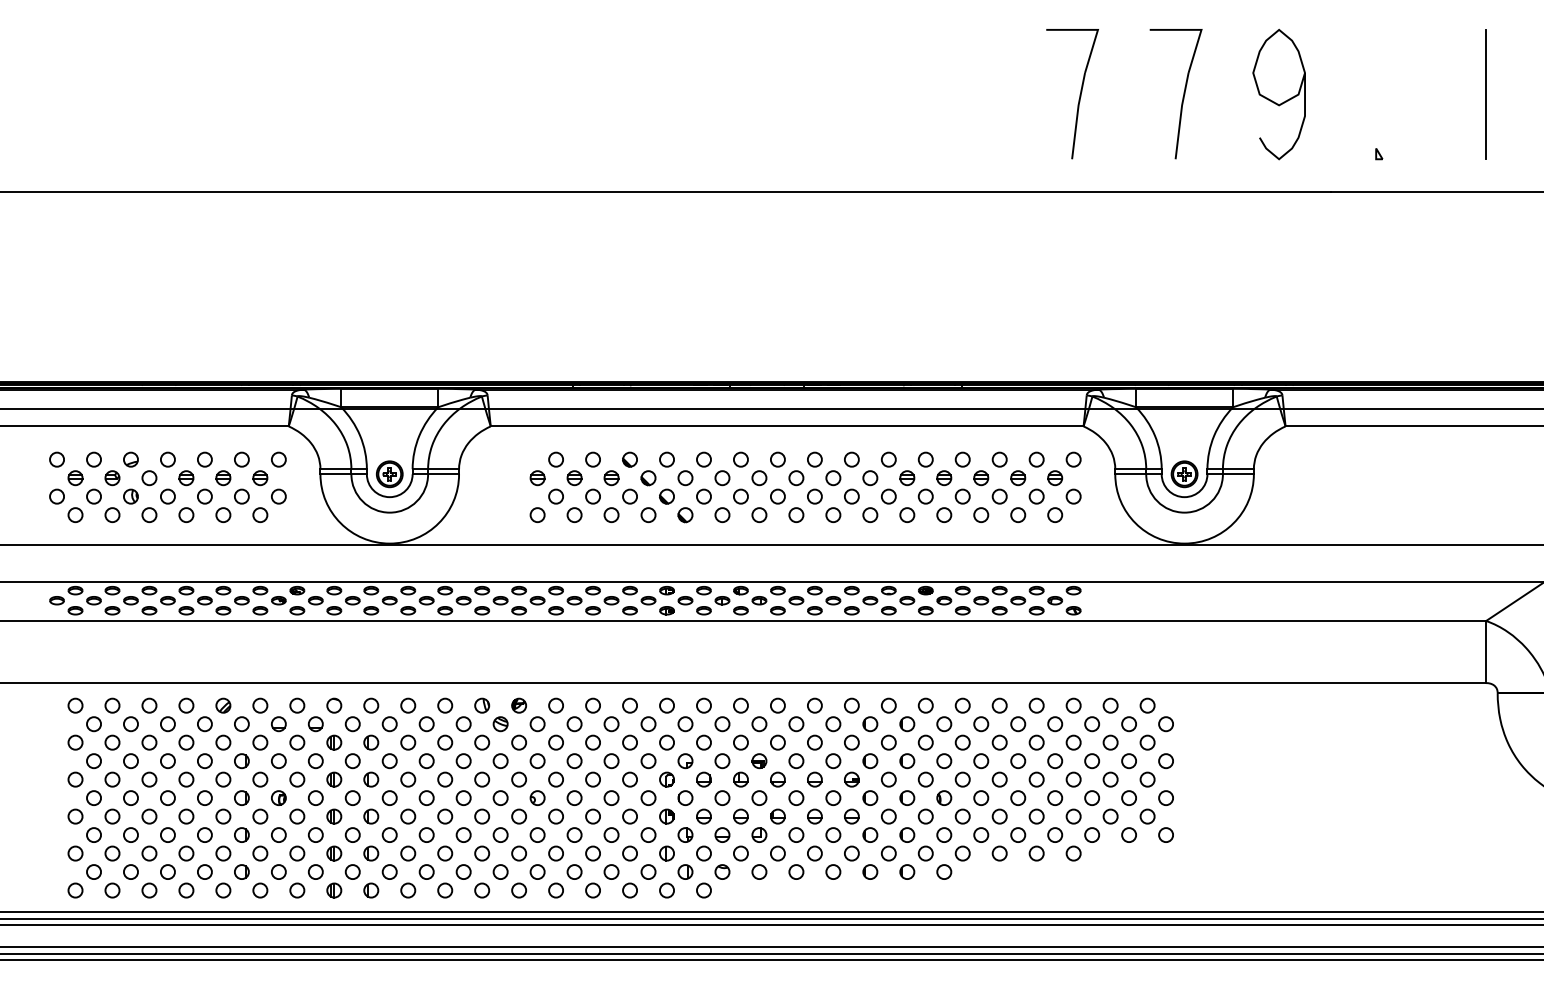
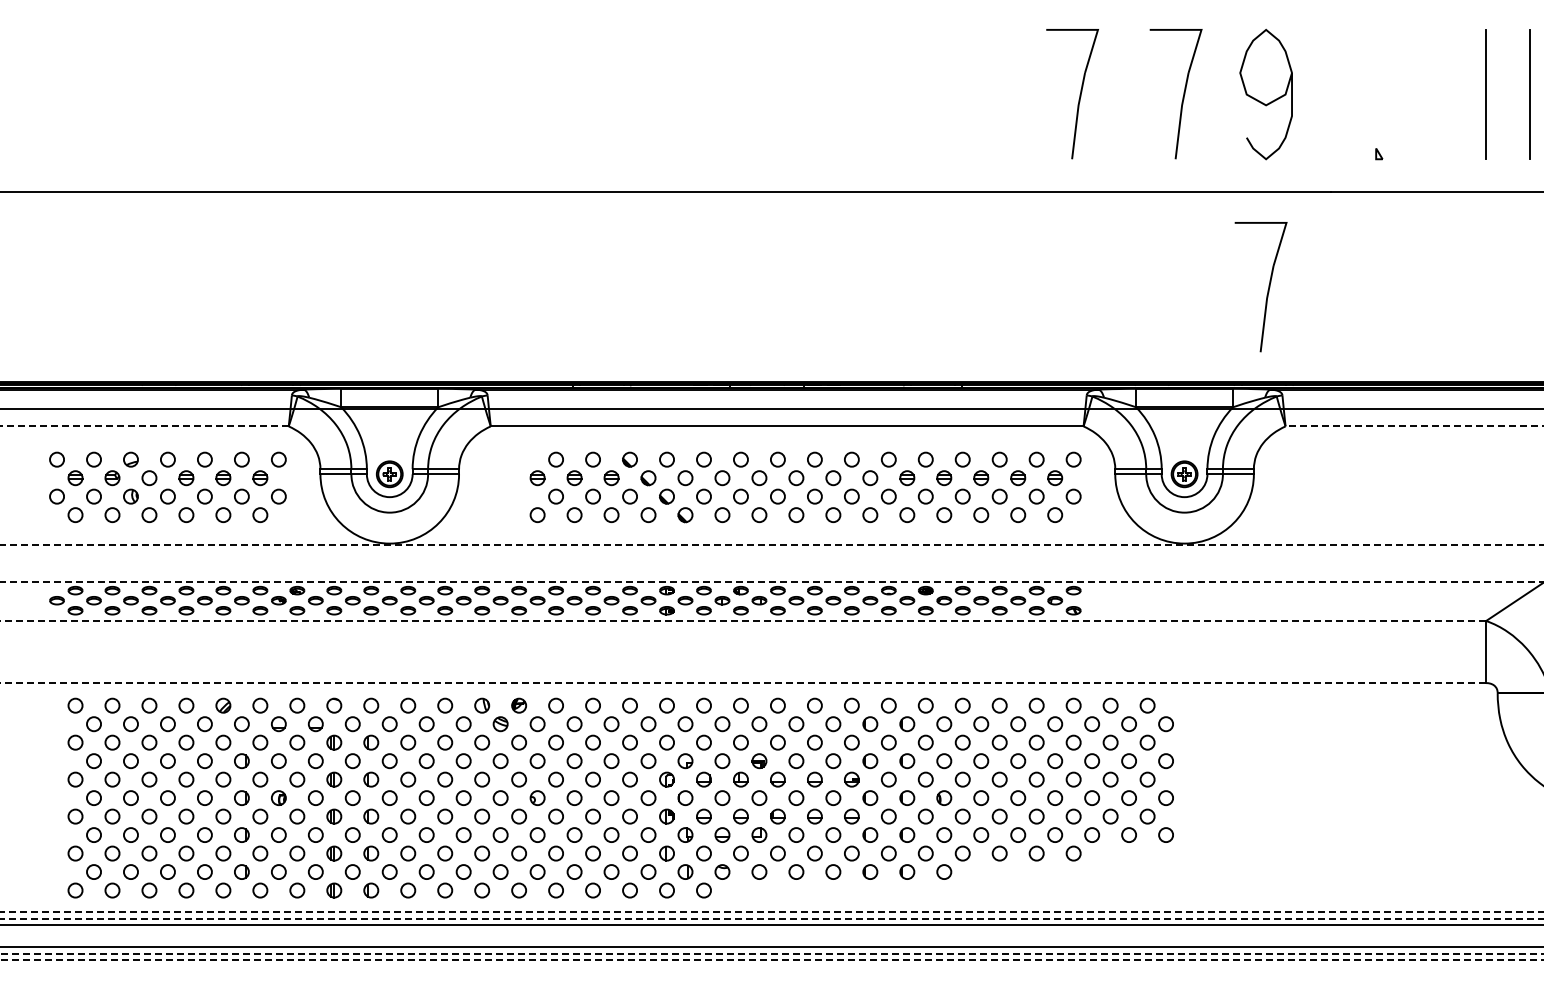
line: none -> present (1529, 94)
curve position: (1274, 101) -> (1261, 101) (1261, 101)
part: none -> present (1267, 290)
line: solid -> dashed (144, 426)
line: solid -> dashed (1414, 426)
line: solid -> dashed (772, 544)
line: solid -> dashed (772, 582)
line: solid -> dashed (743, 621)
line: solid -> dashed (743, 683)
line: solid -> dashed (772, 912)
line: solid -> dashed (772, 918)
line: solid -> dashed (771, 953)
line: solid -> dashed (771, 960)
